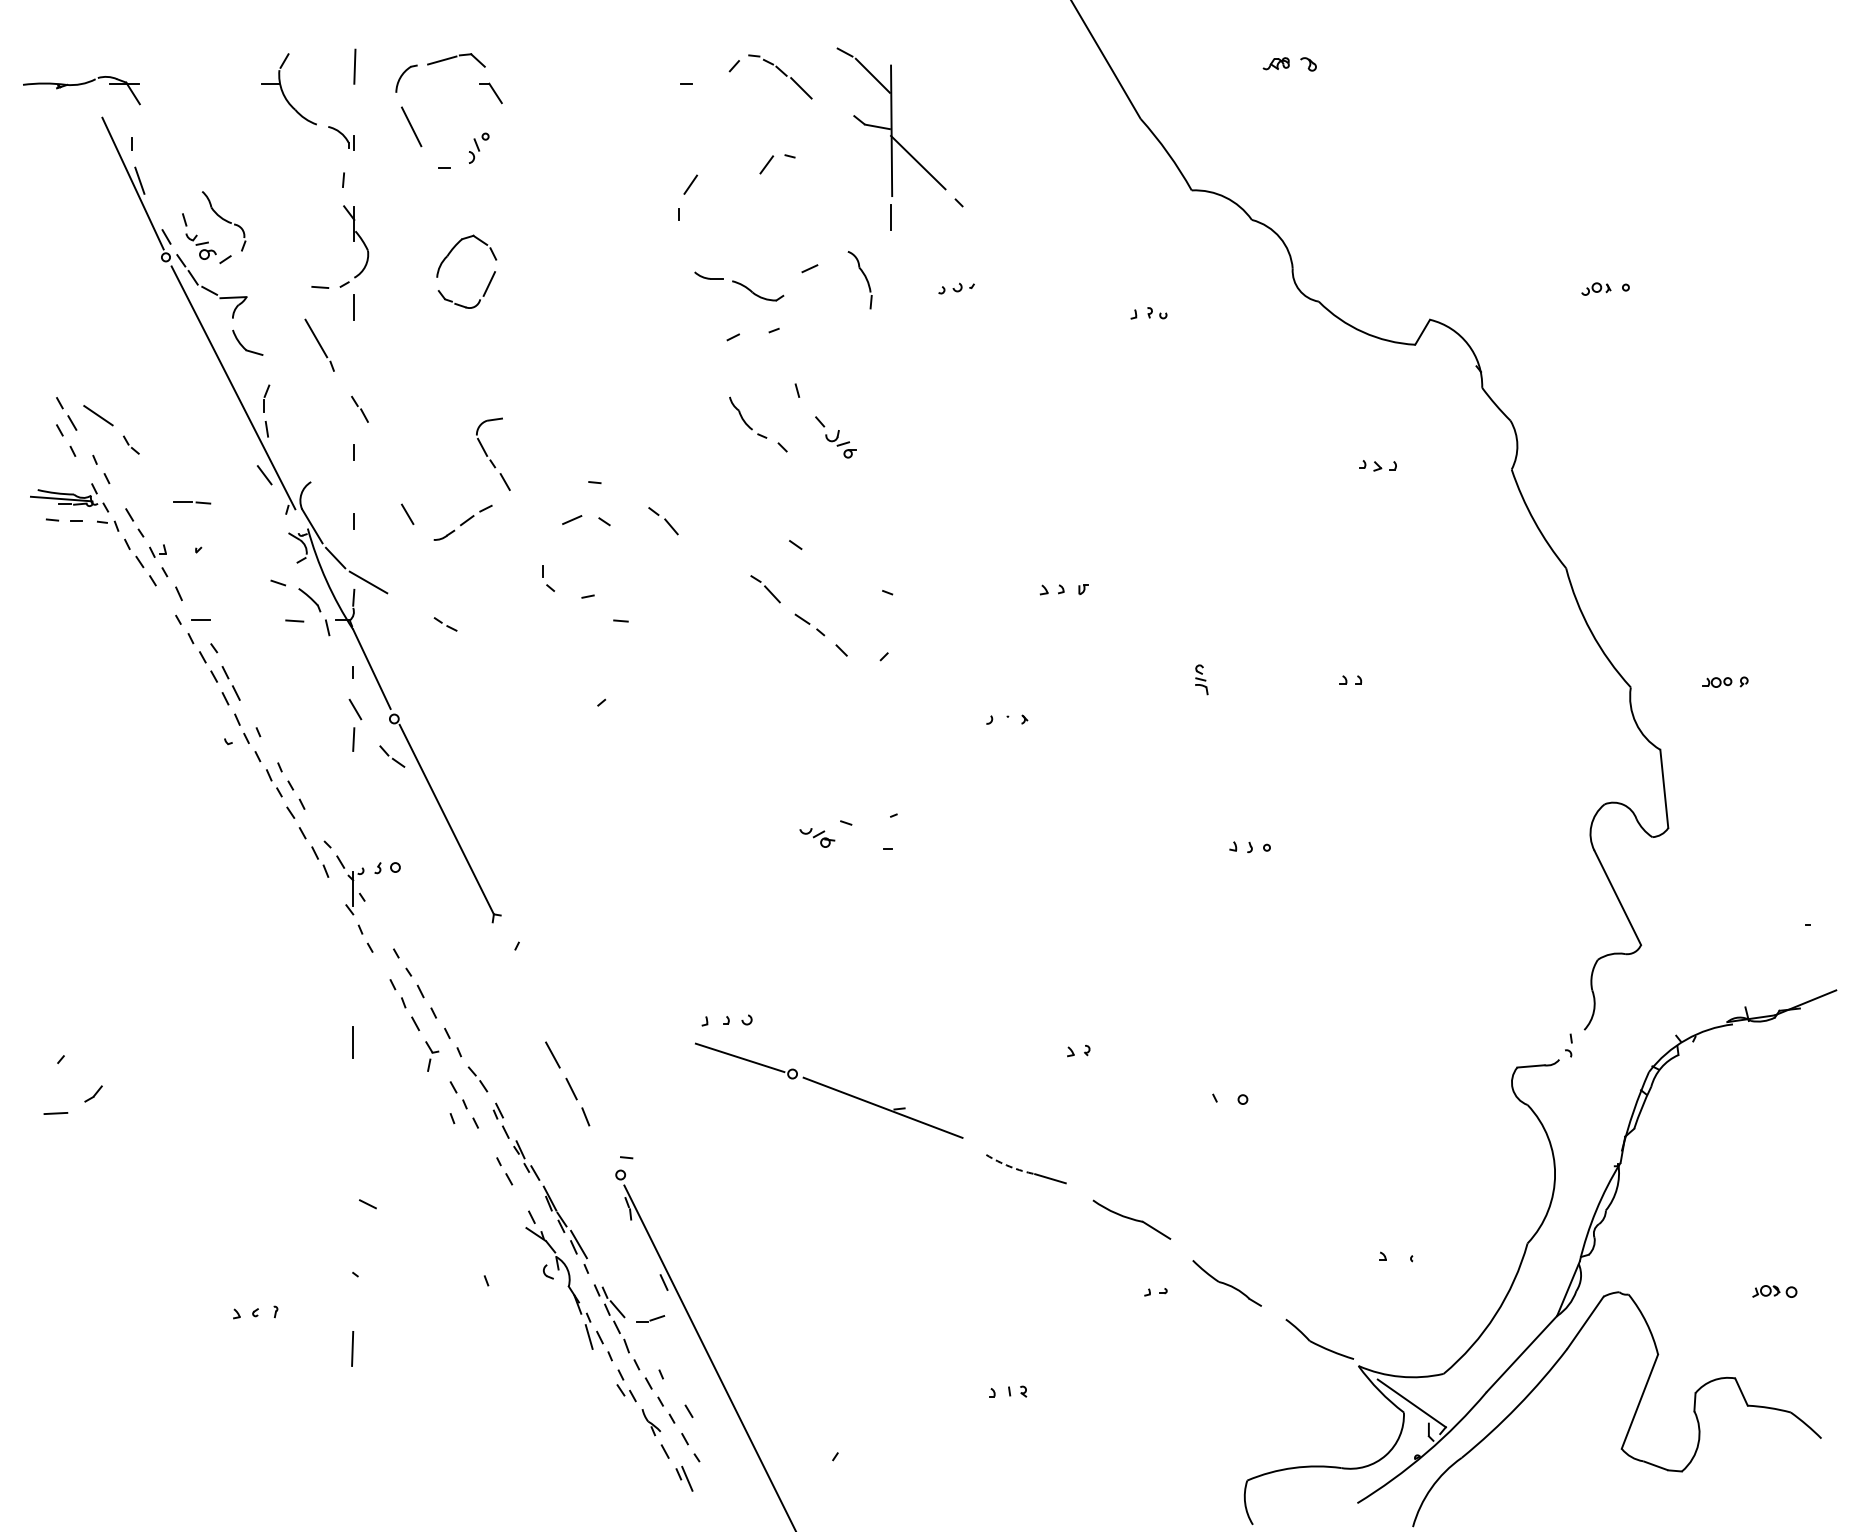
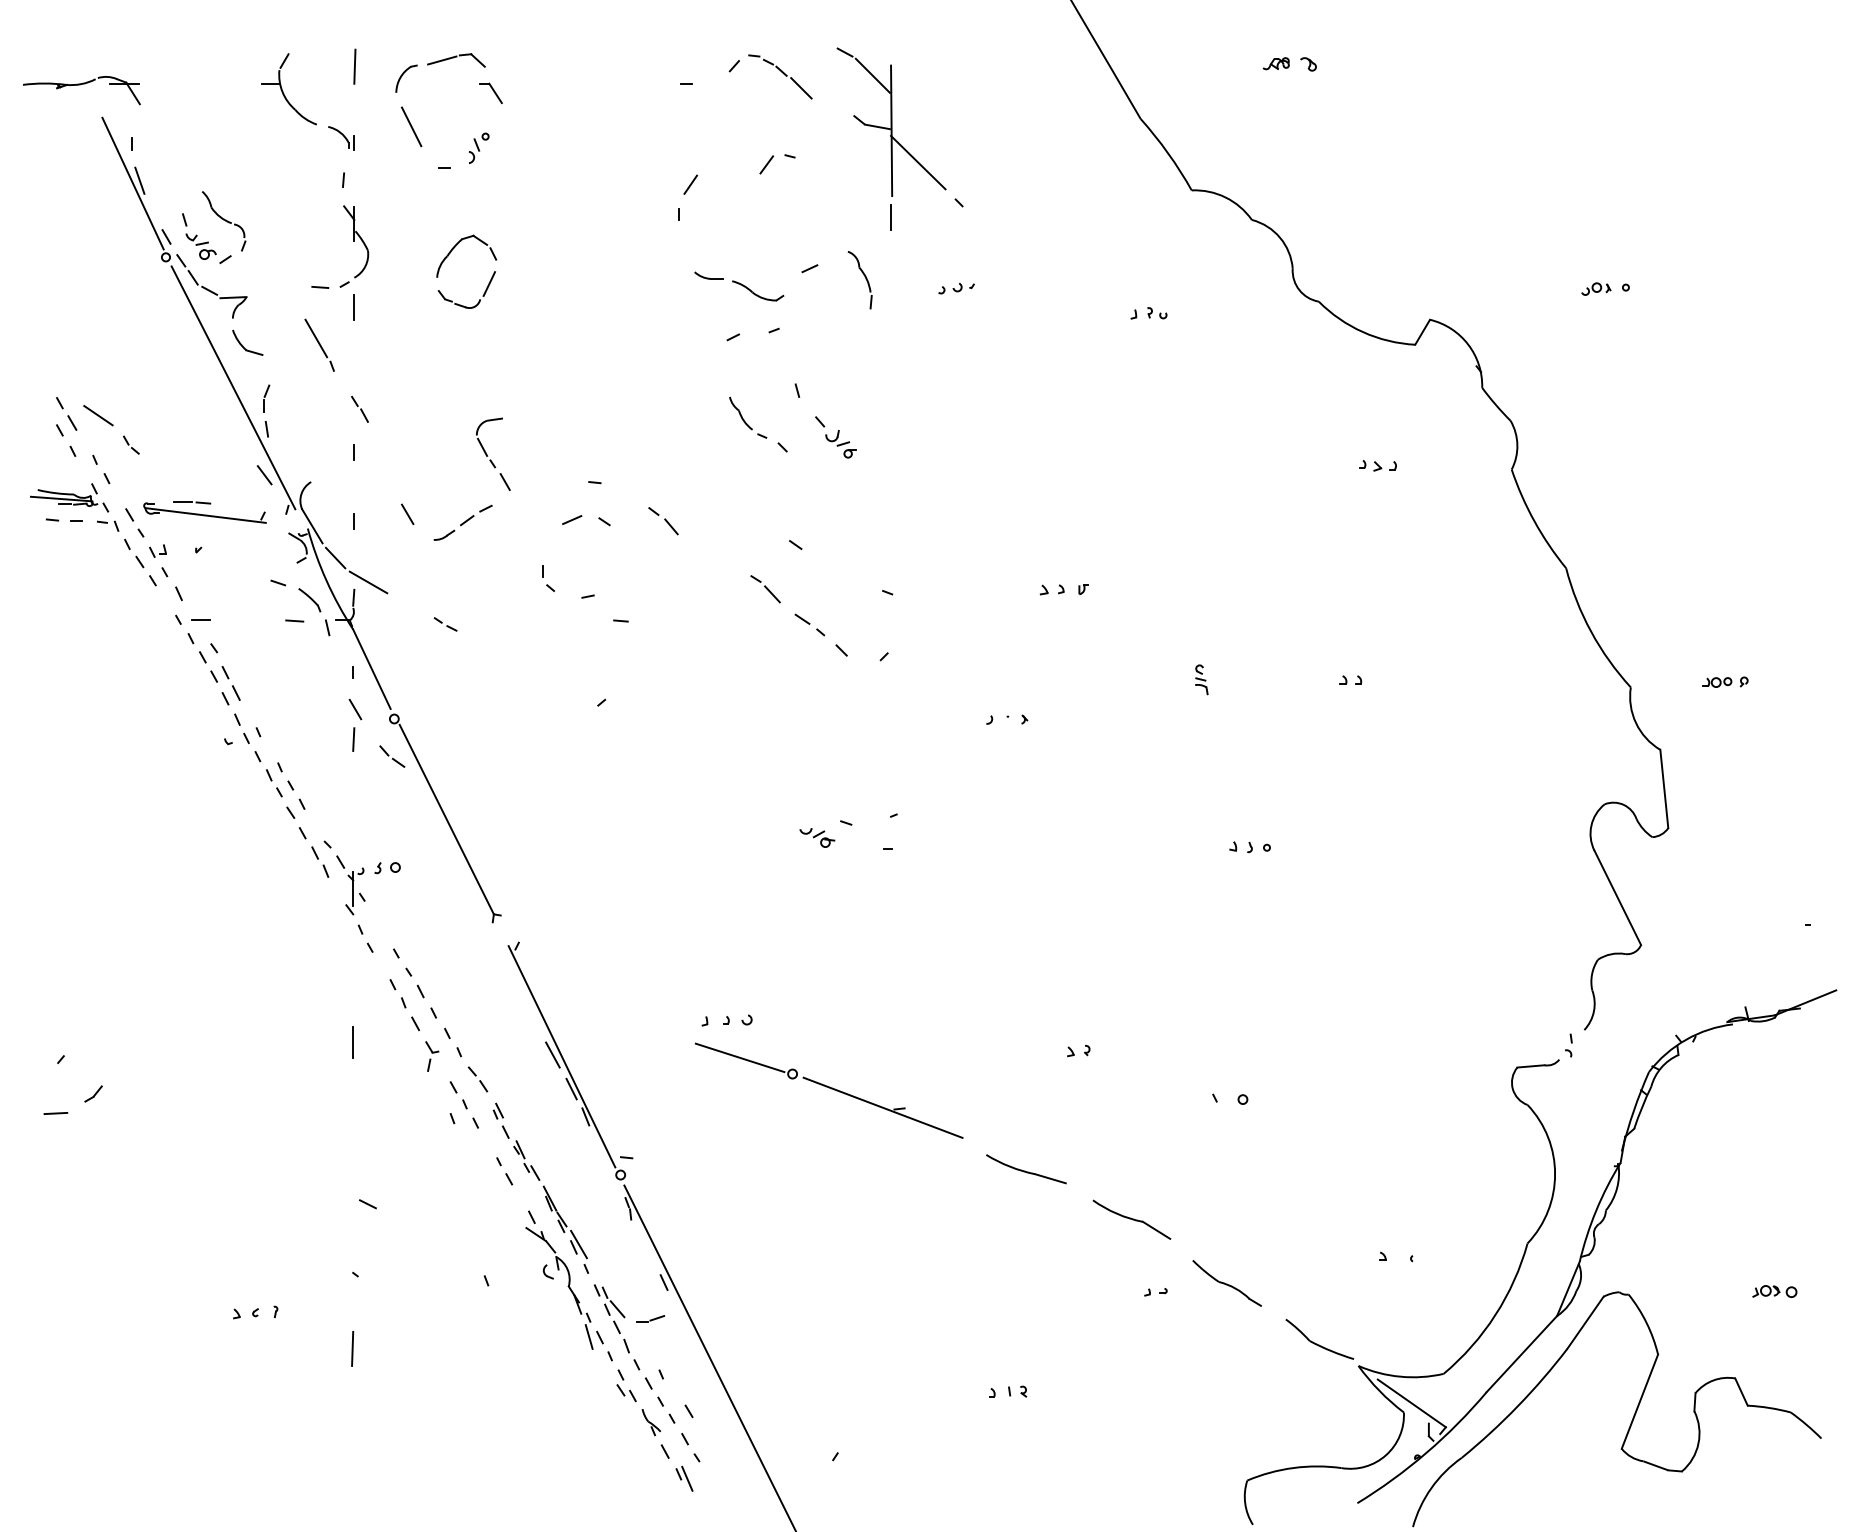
part: none -> present (204, 512)
line: none -> present (561, 1056)
arc: dashed -> solid (1009, 1166)
